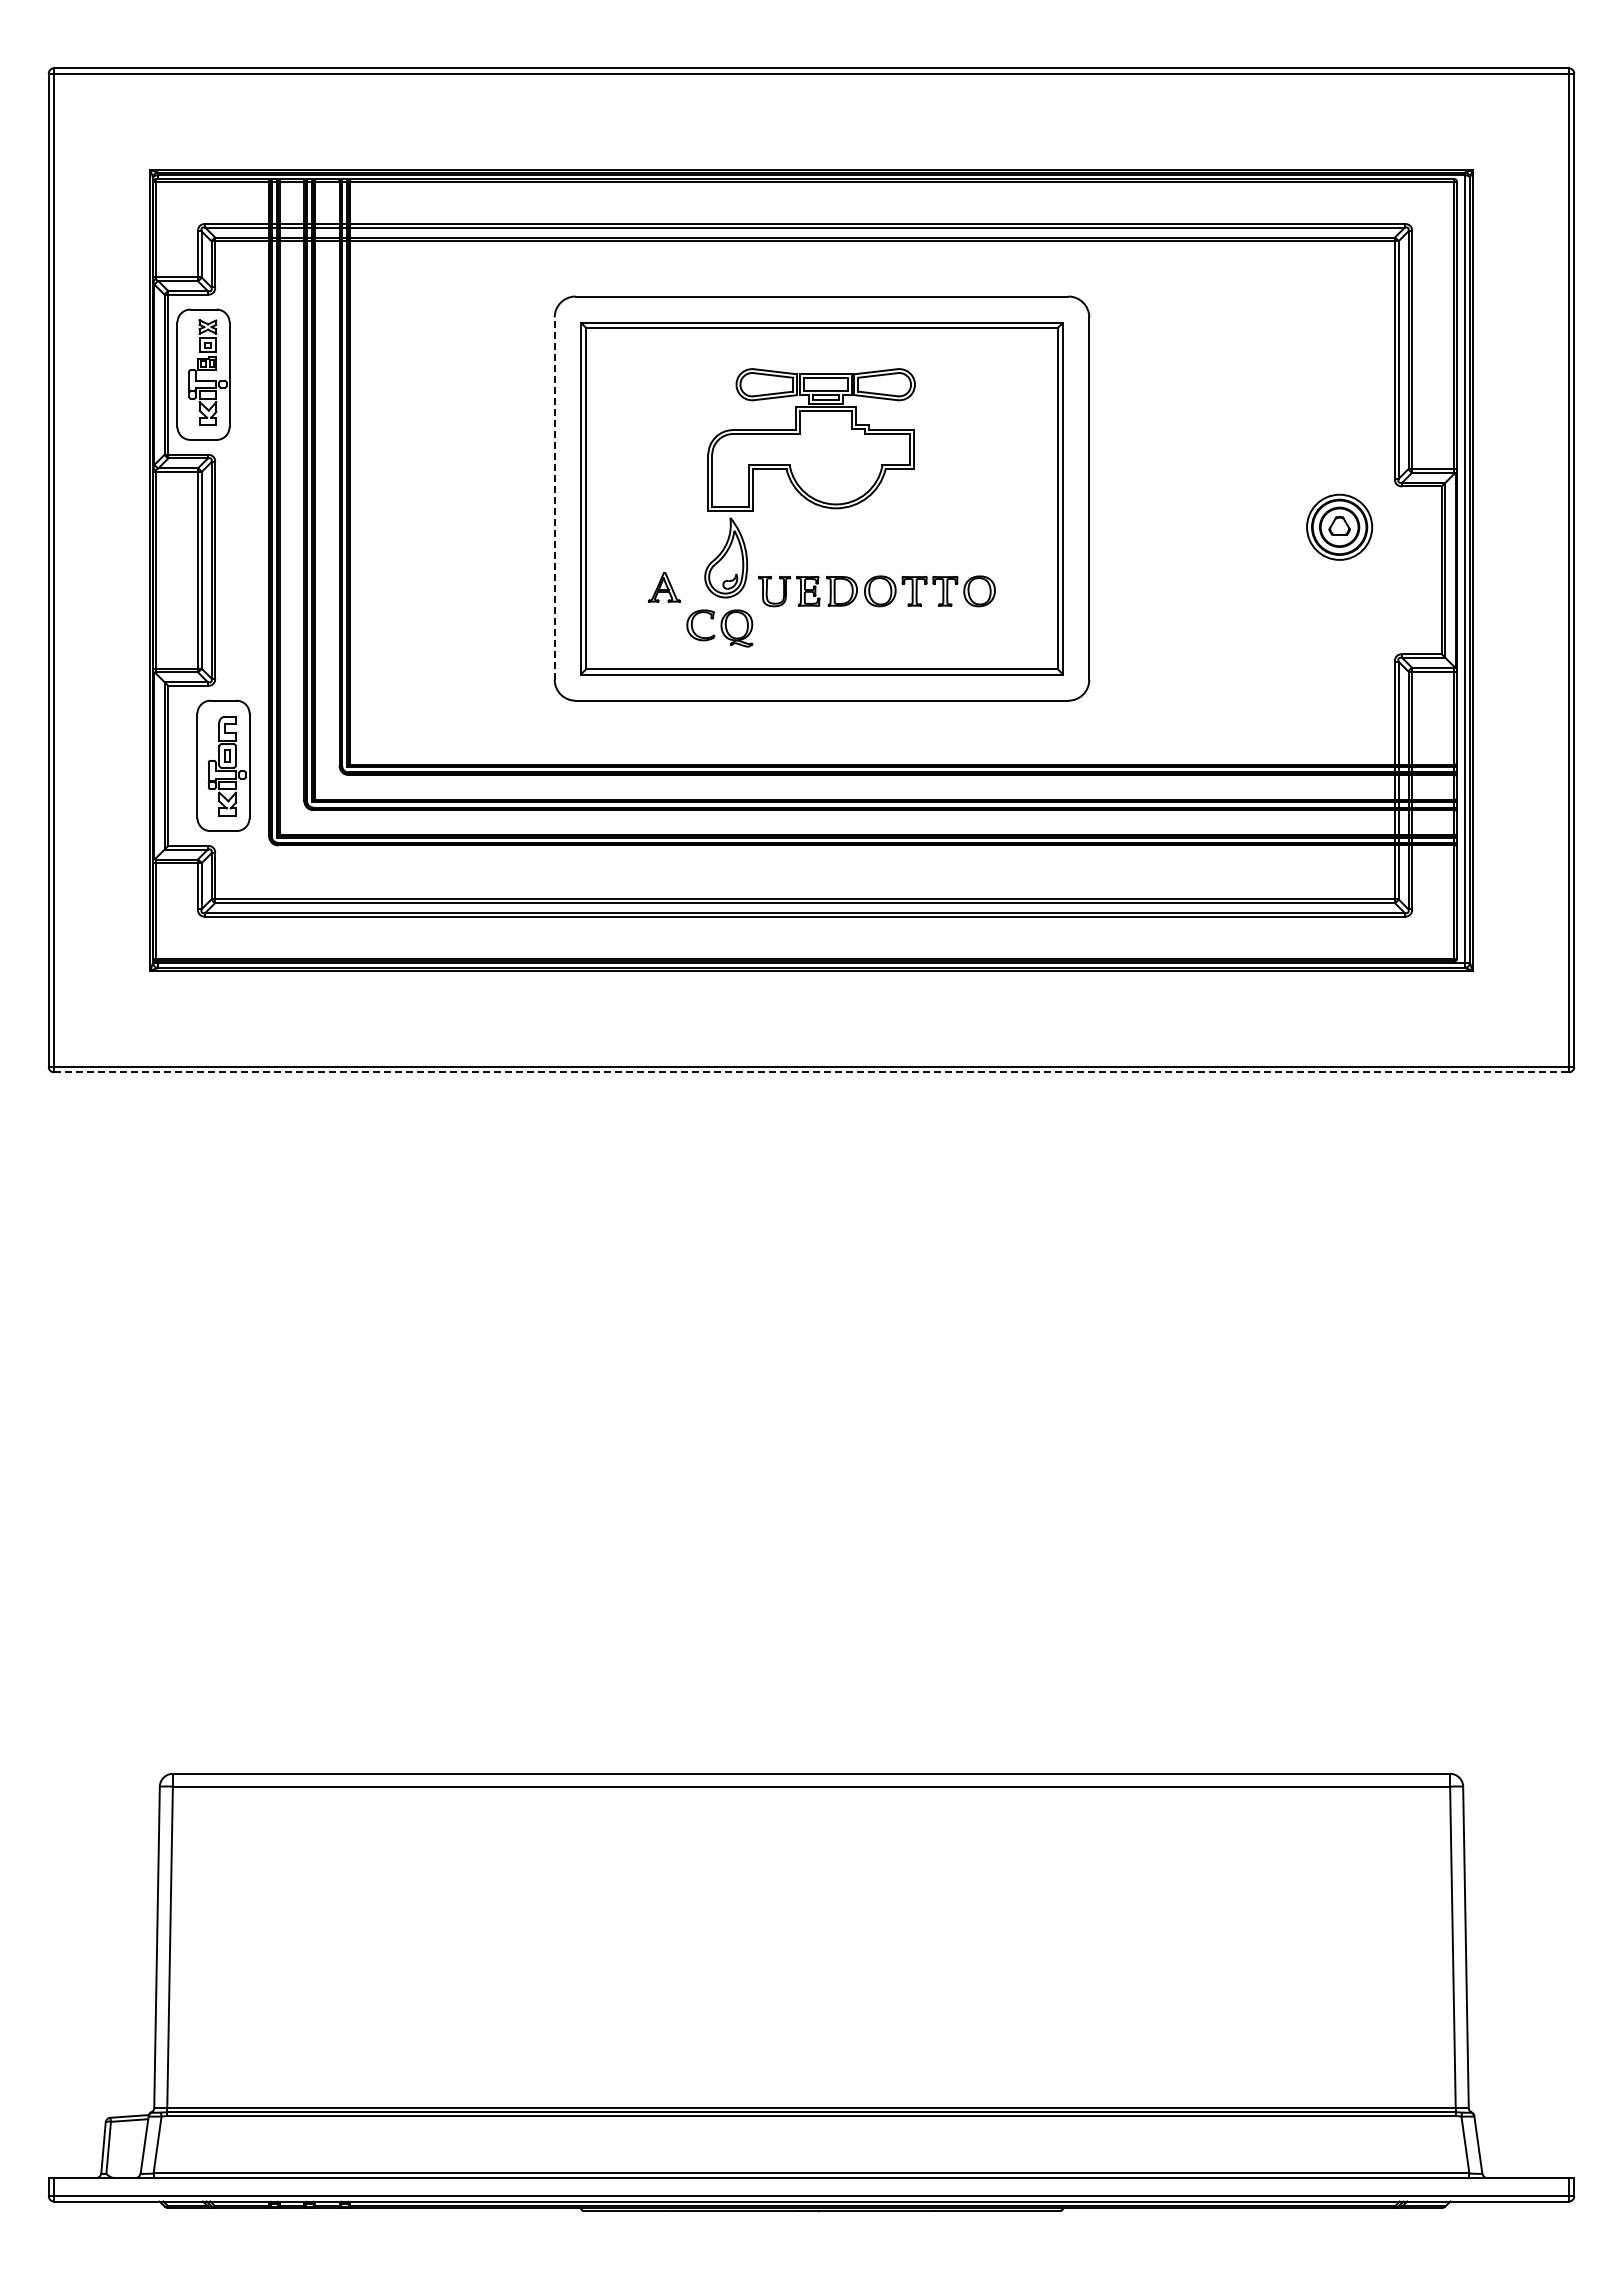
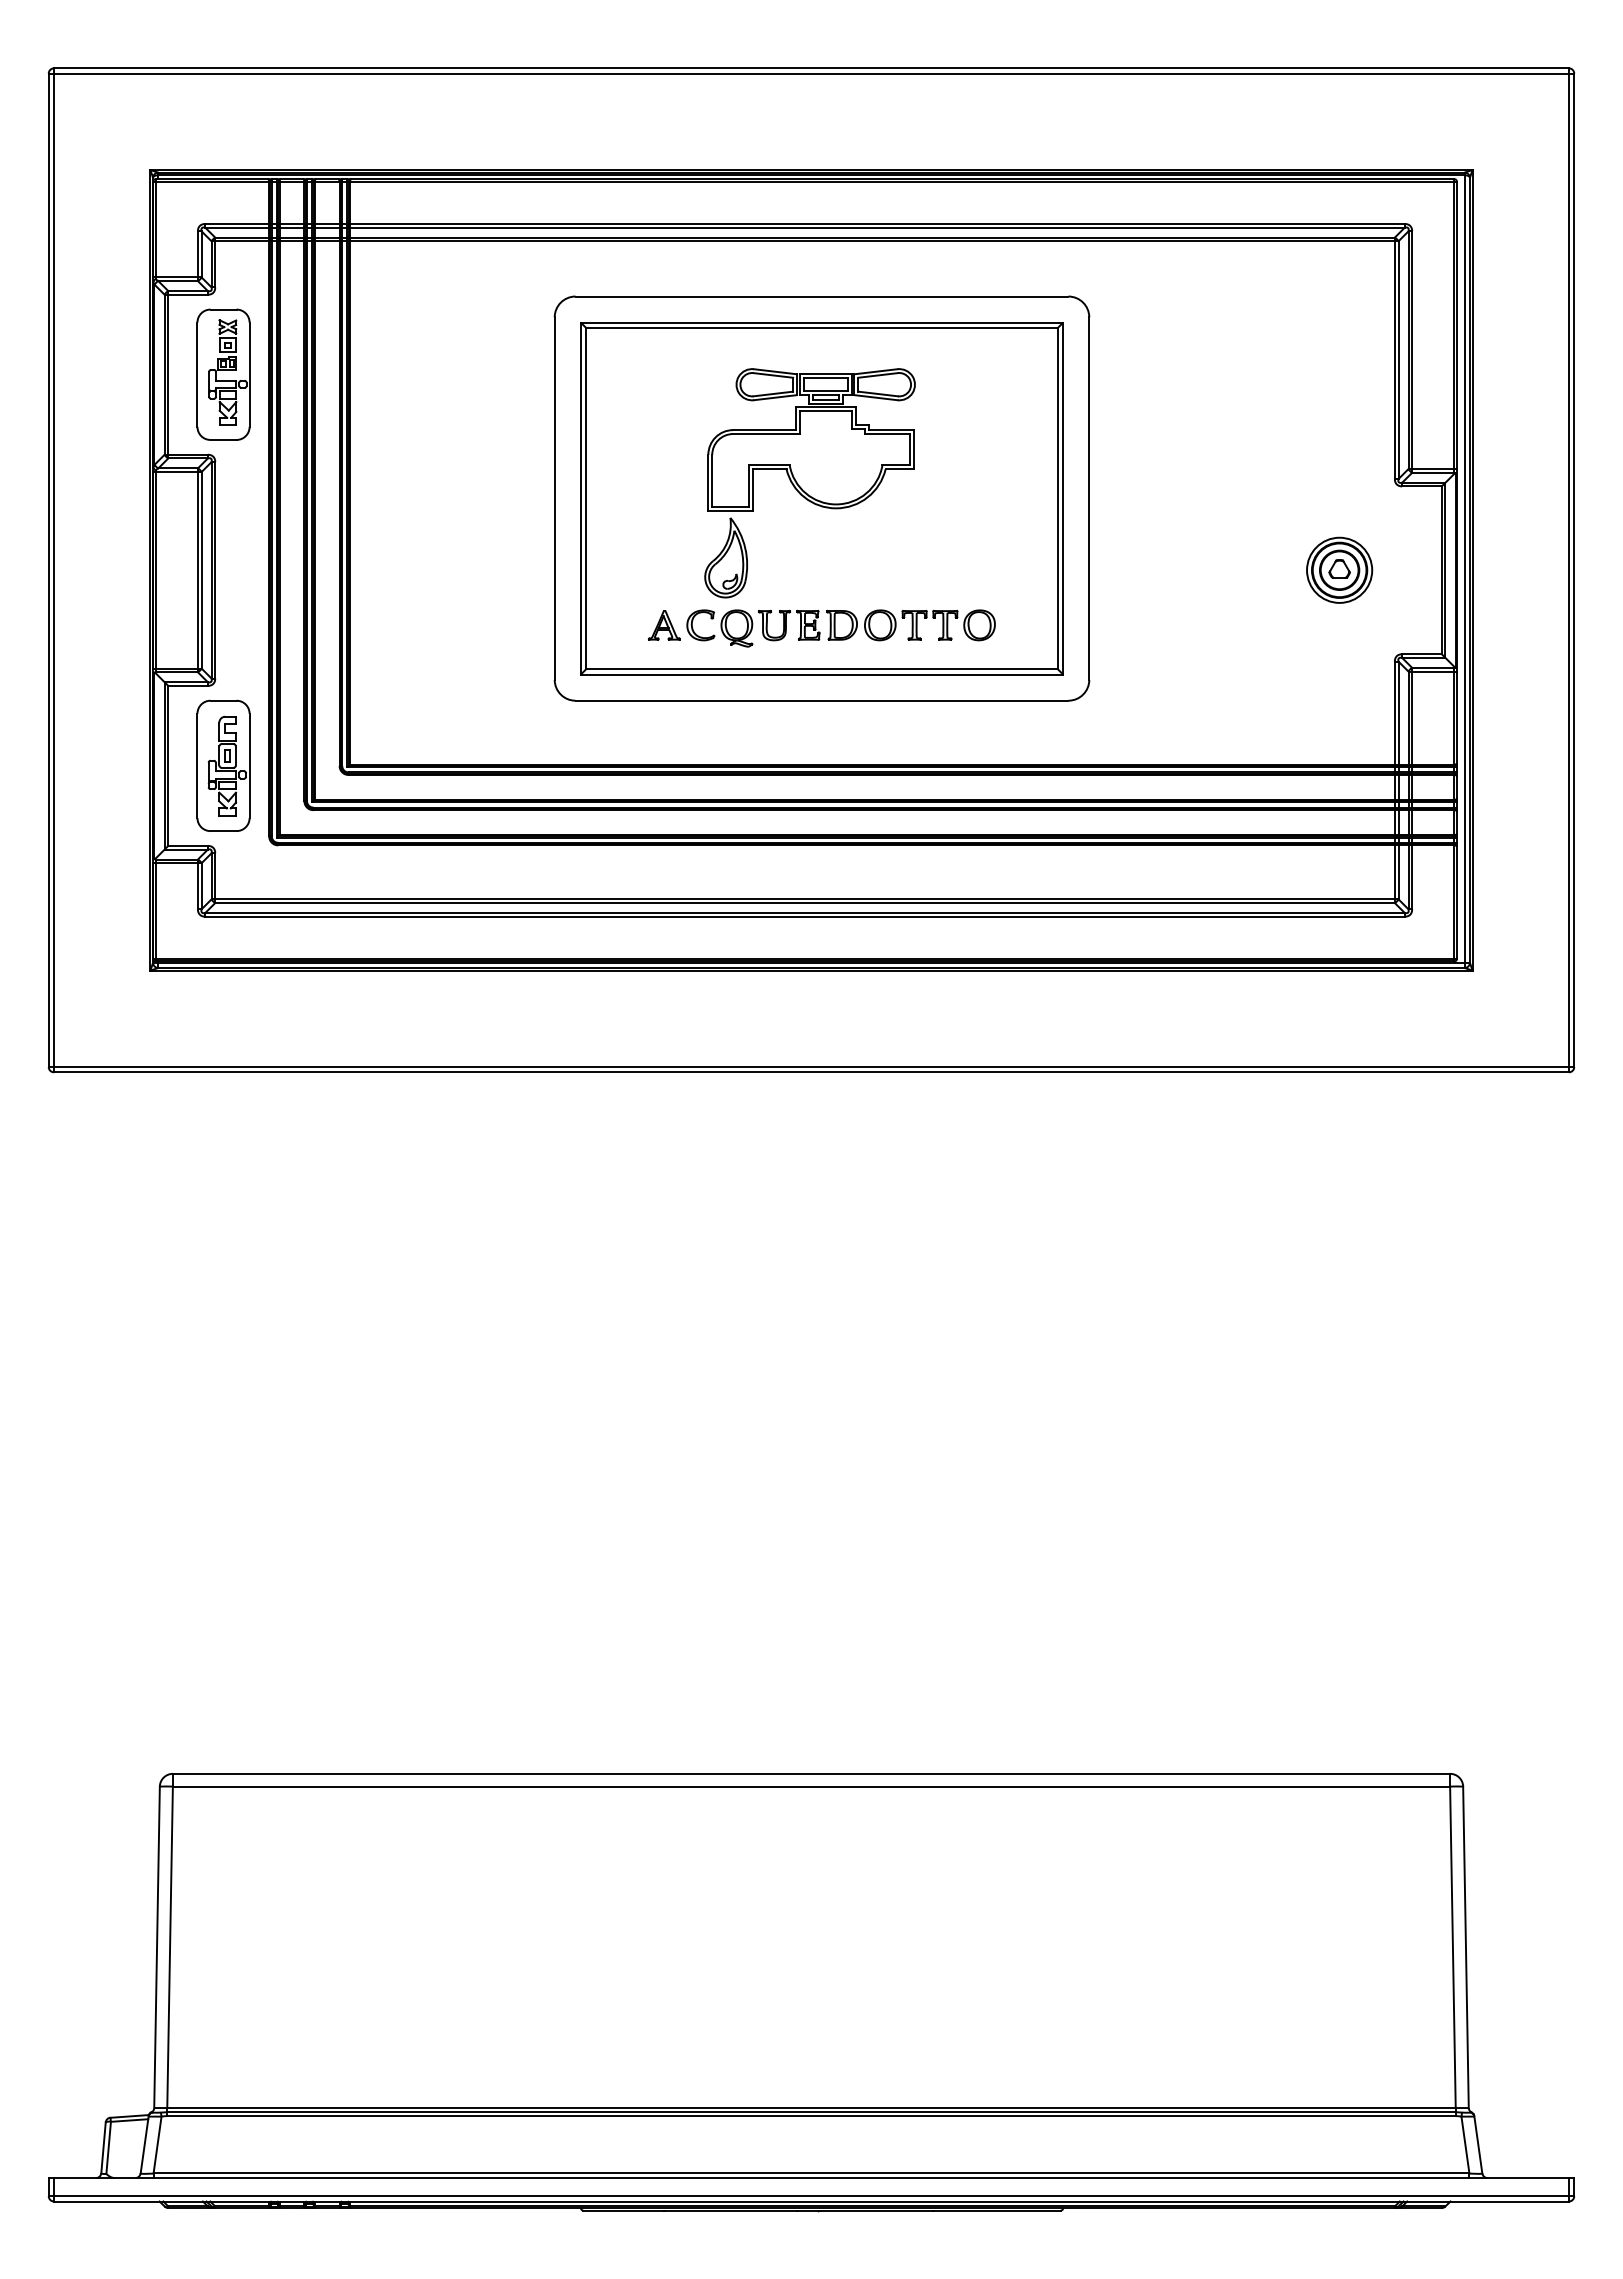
part position: (203, 374) -> (223, 374) (223, 374)
line: dashed -> solid (554, 498)
part position: (1339, 526) -> (1339, 569) (1339, 569)
part position: (664, 587) -> (664, 625) (664, 625)
part position: (876, 591) -> (876, 625) (876, 625)
line: dashed -> solid (811, 1072)
